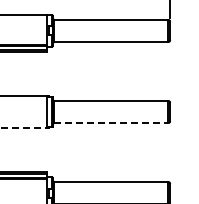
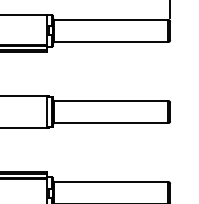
line: dashed -> solid (111, 123)
line: dashed -> solid (23, 127)
